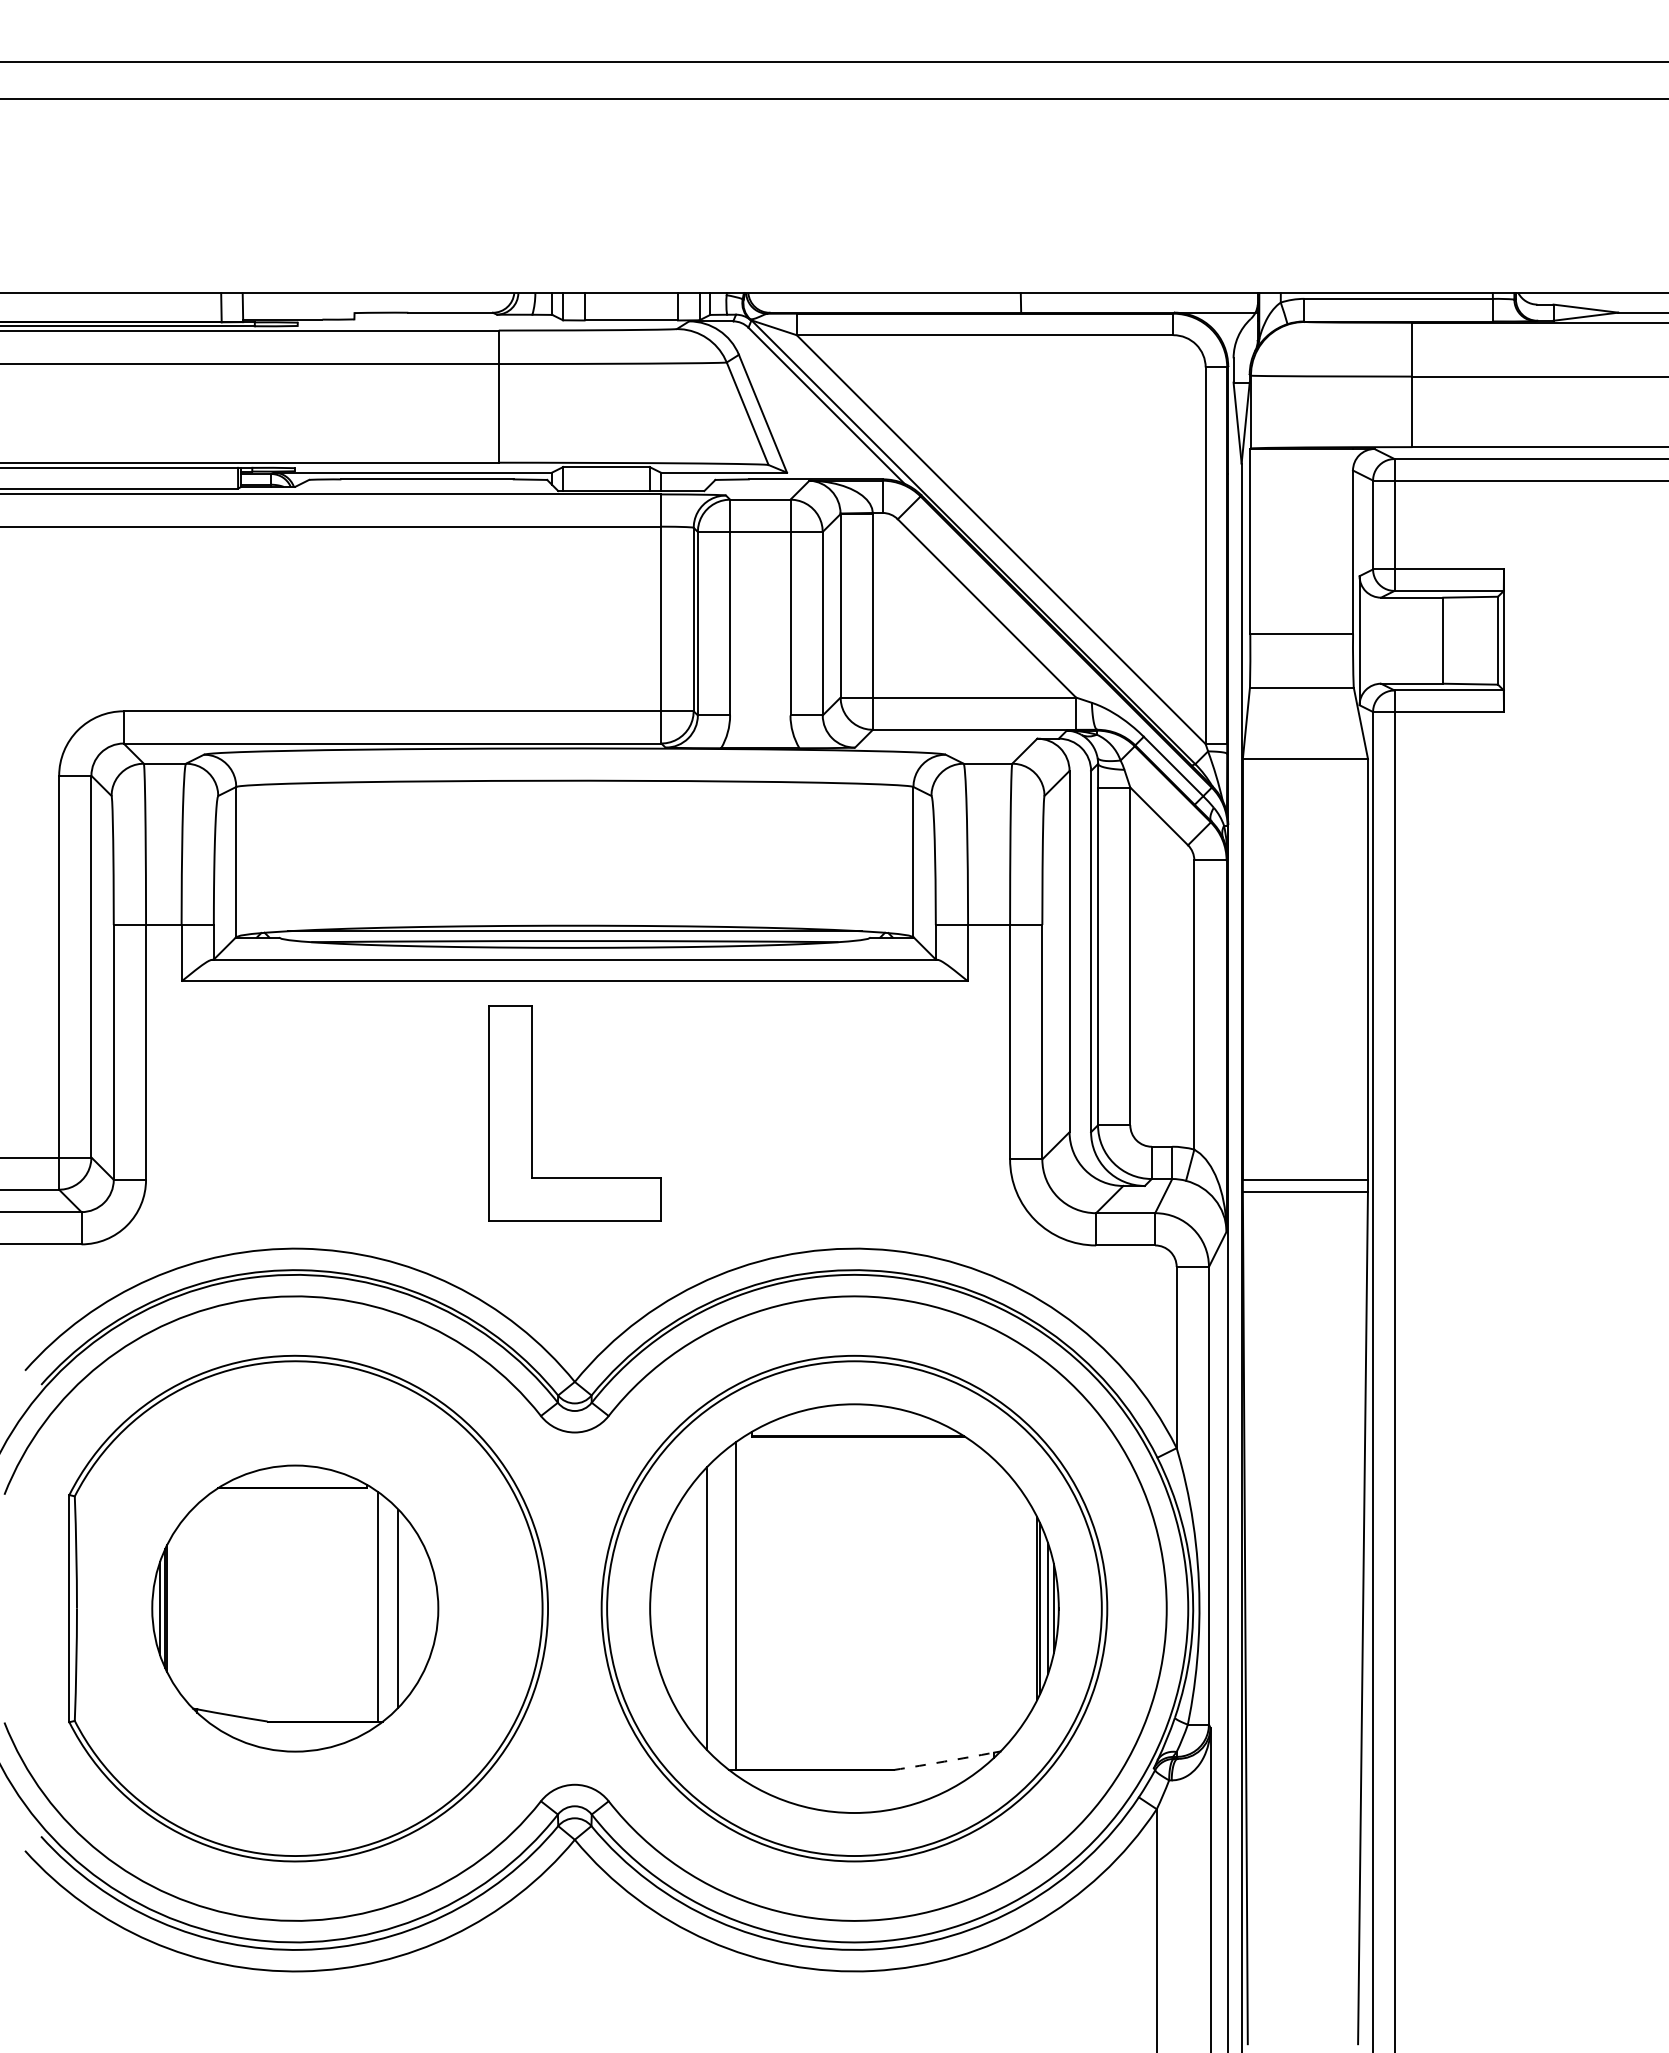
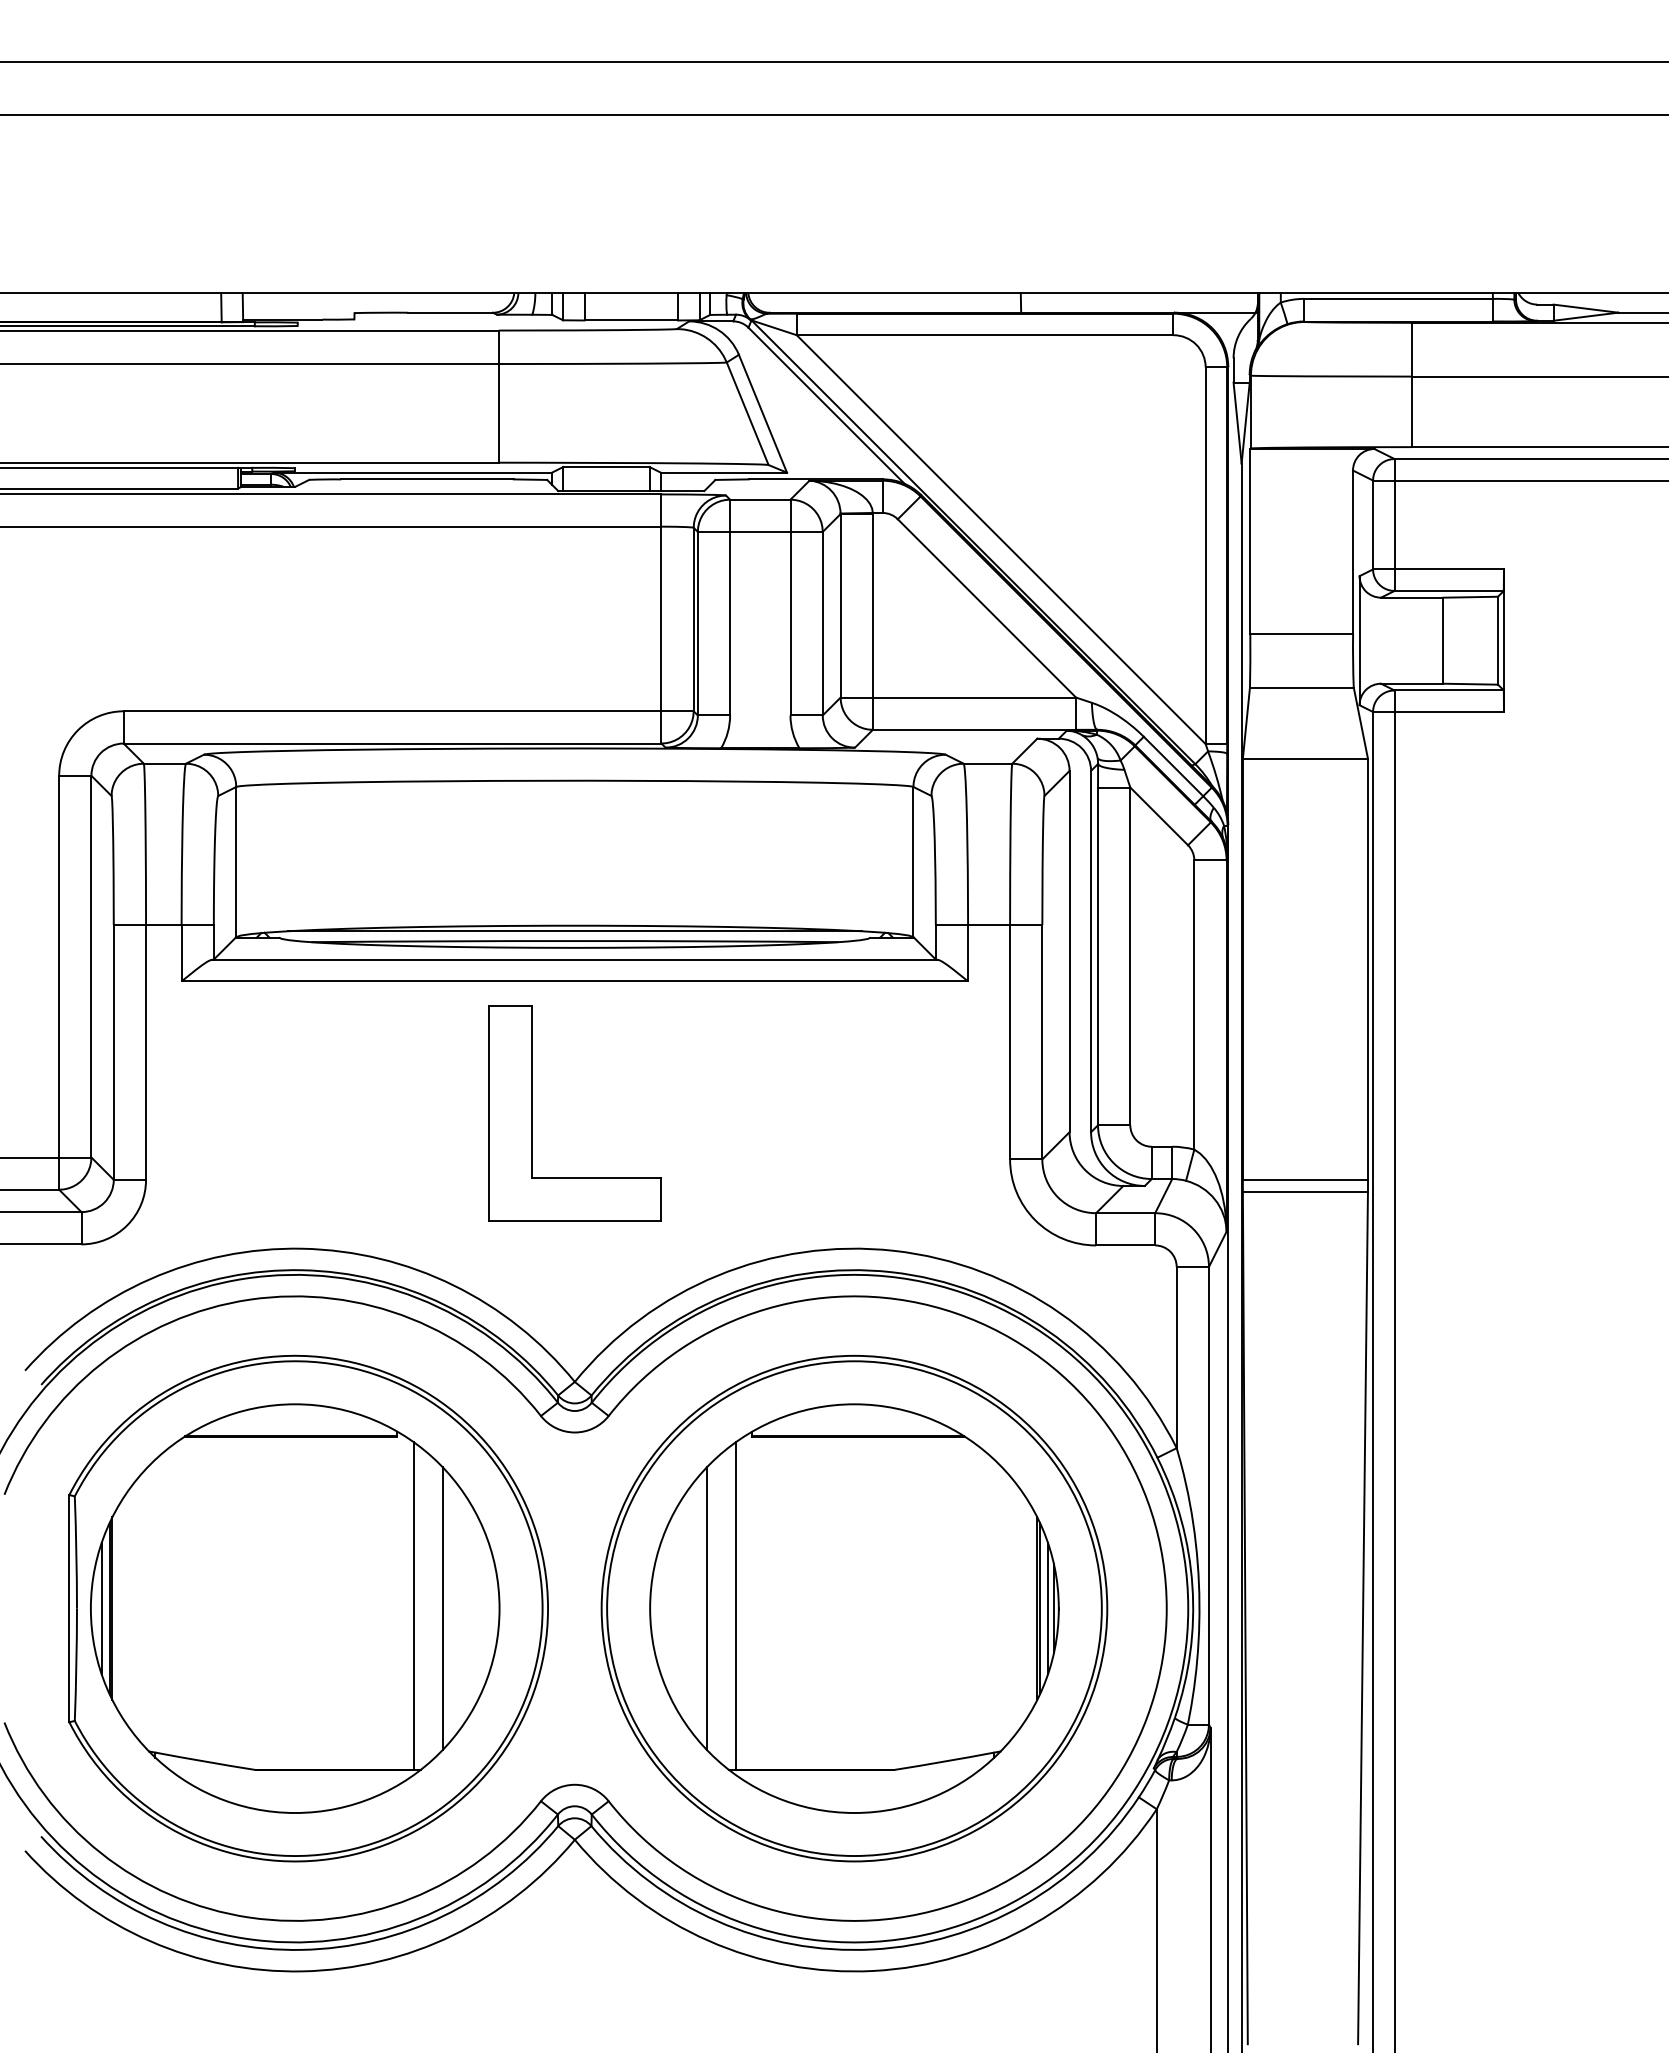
line position: (833, 99) -> (833, 115) (833, 115)
part size: 289x289 px -> 411x411 px (295, 1608)
arc: dashed -> solid (944, 1761)
